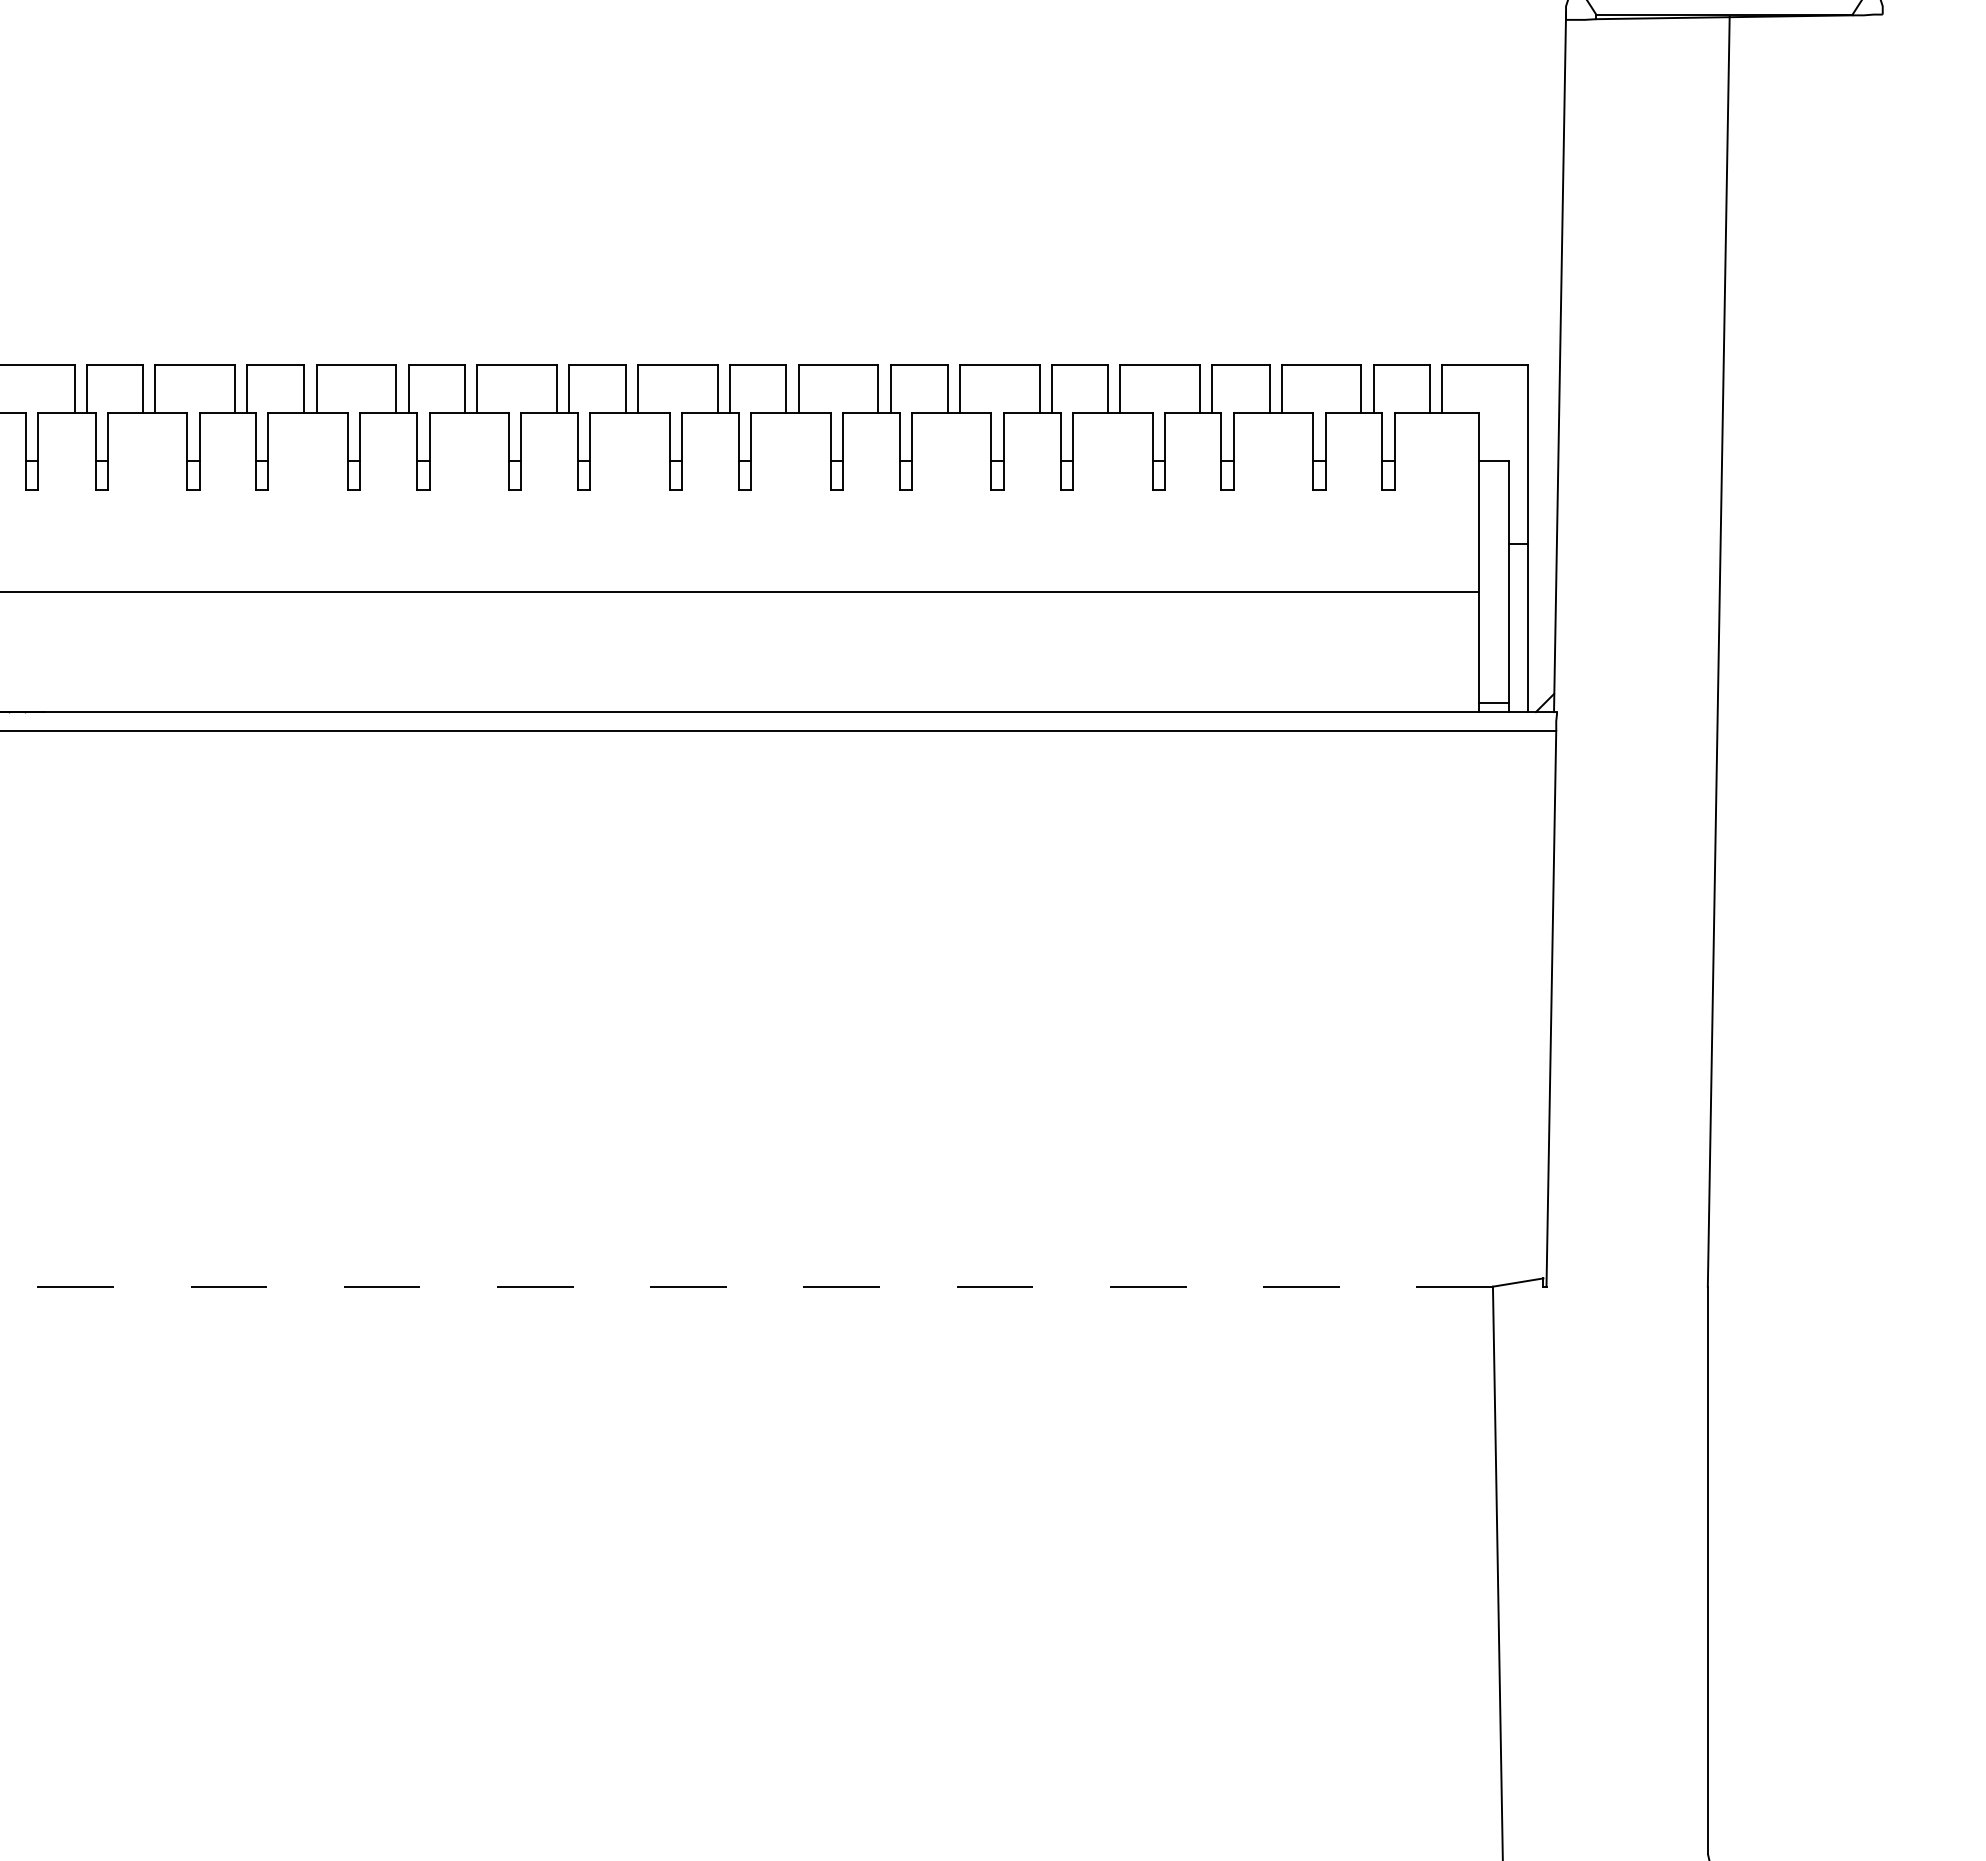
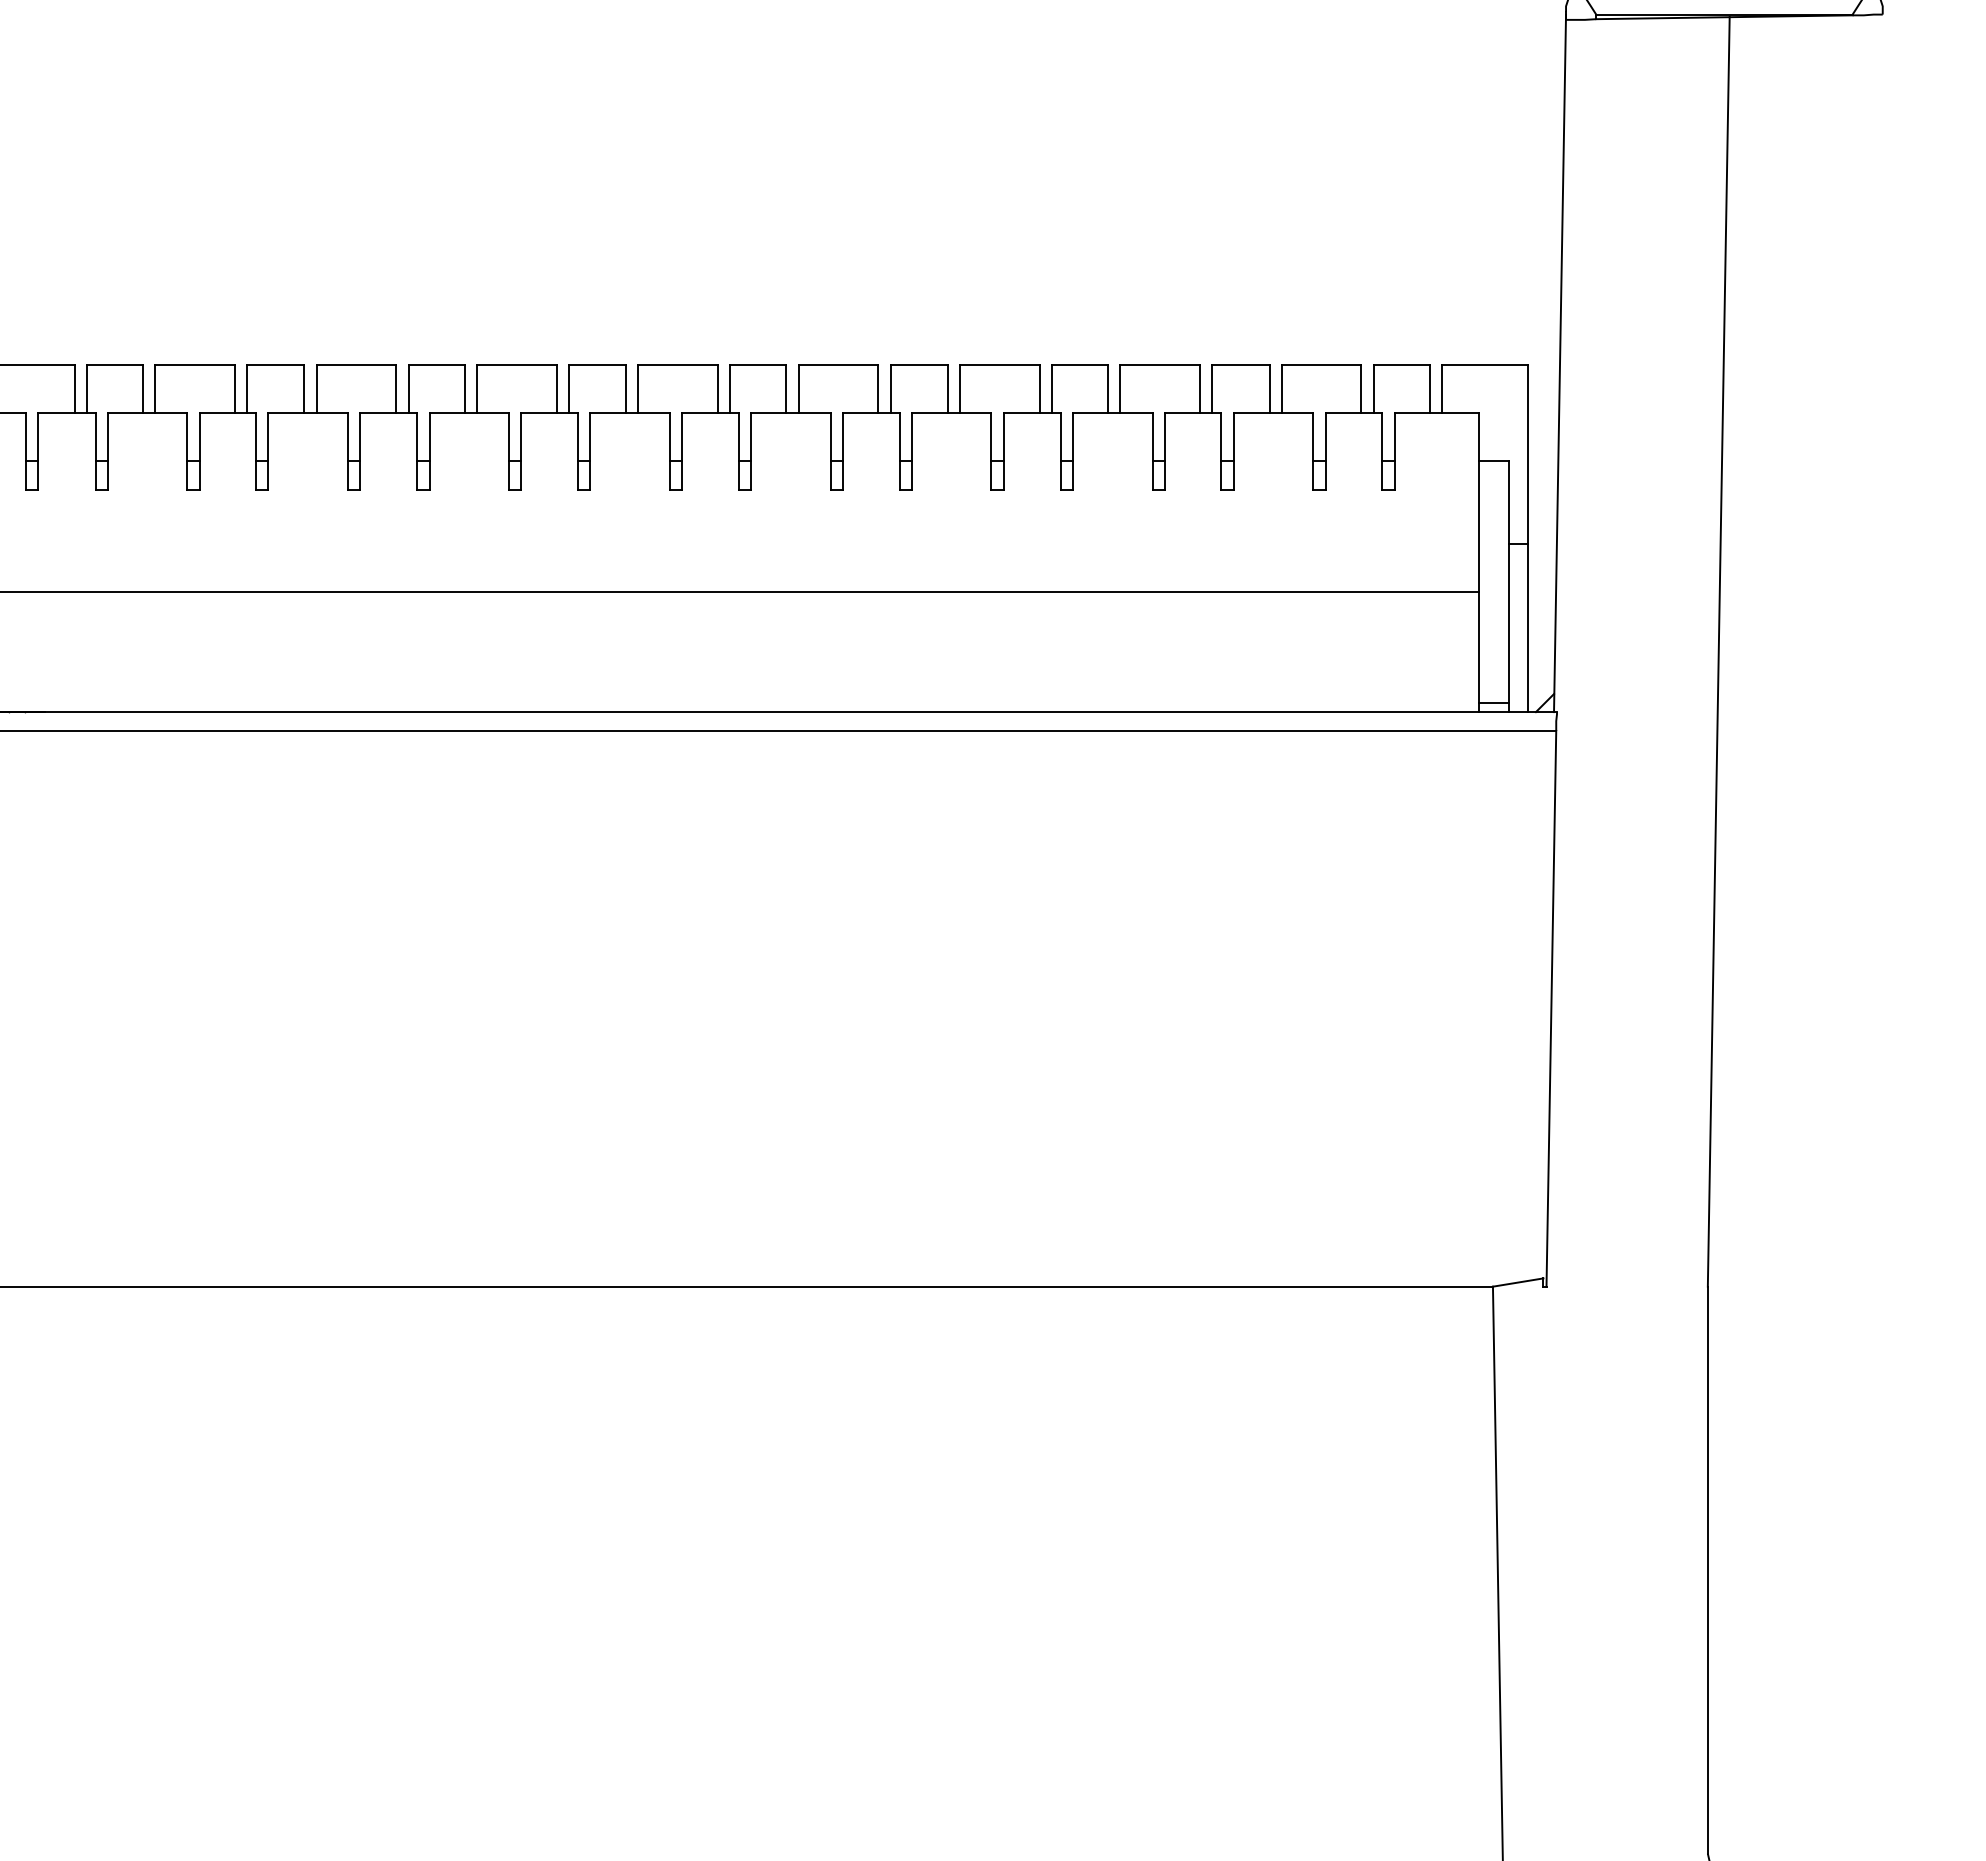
line: dashed -> solid (746, 1286)
